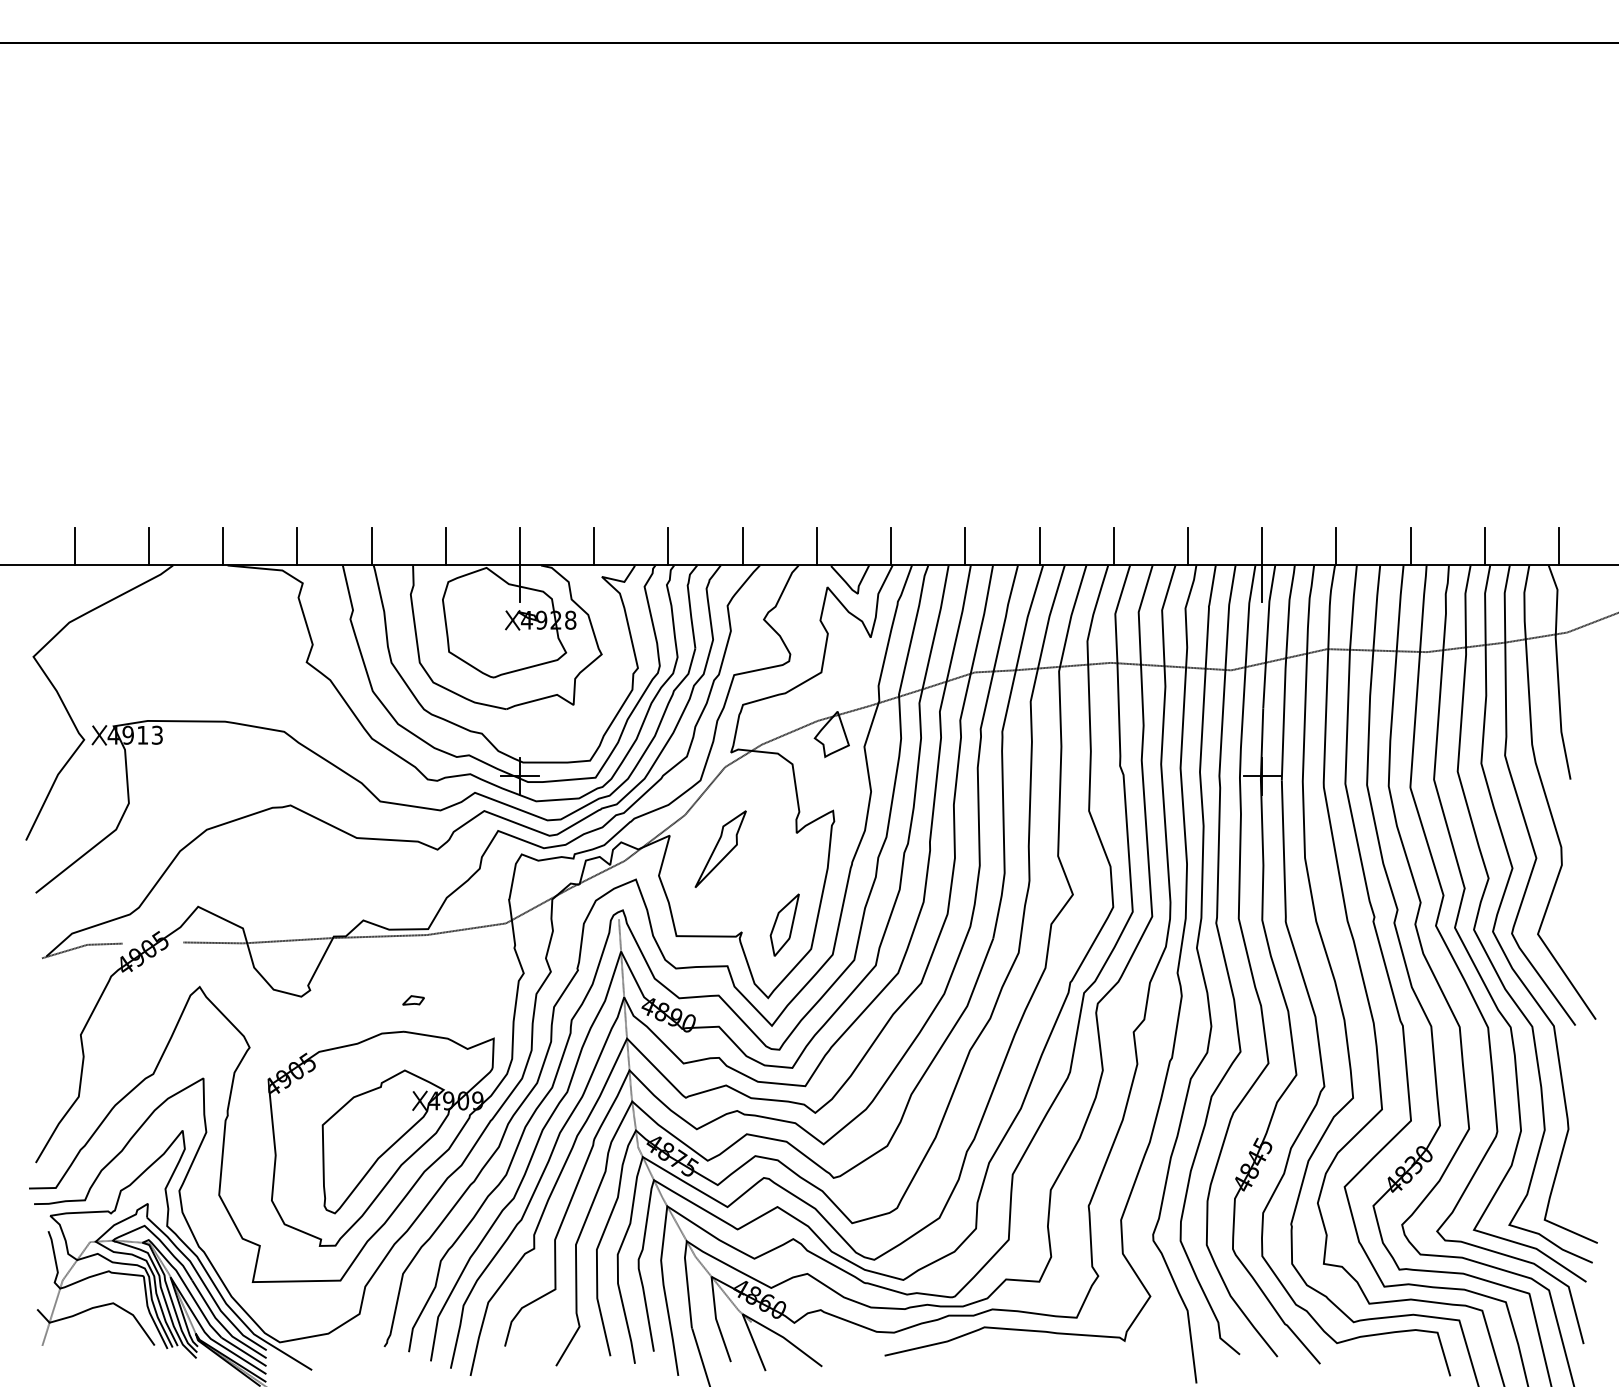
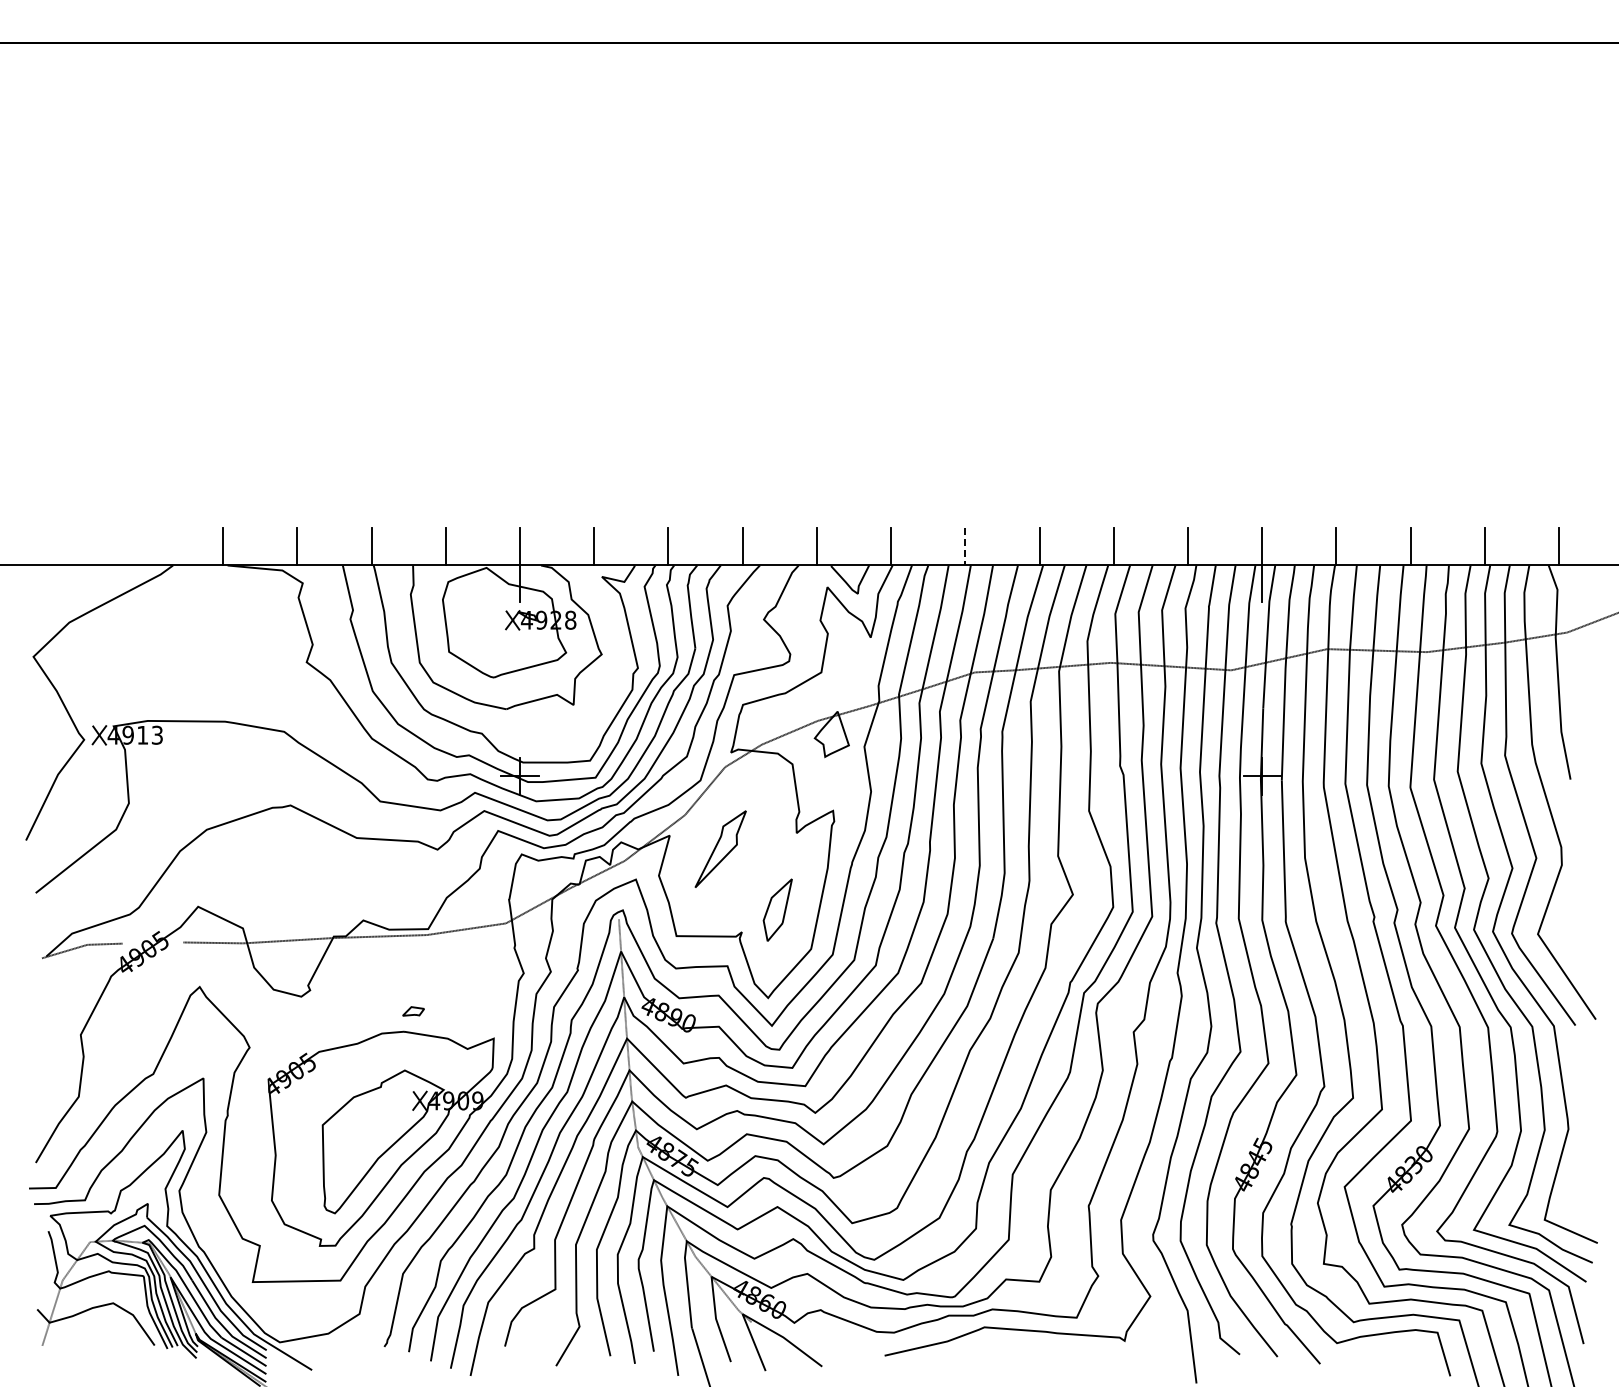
line: present -> none (74, 546)
line: present -> none (148, 546)
line: solid -> dashed (965, 546)
part position: (784, 924) -> (777, 909) (777, 909)
part position: (413, 1000) -> (413, 1011) (413, 1011)
